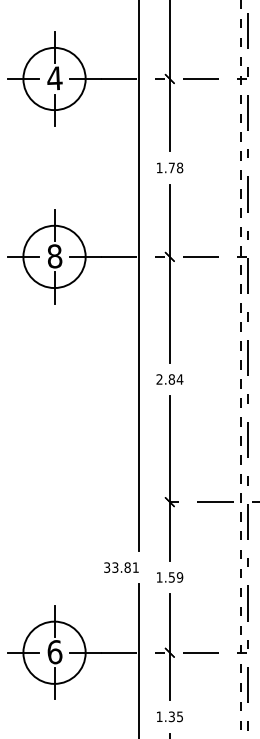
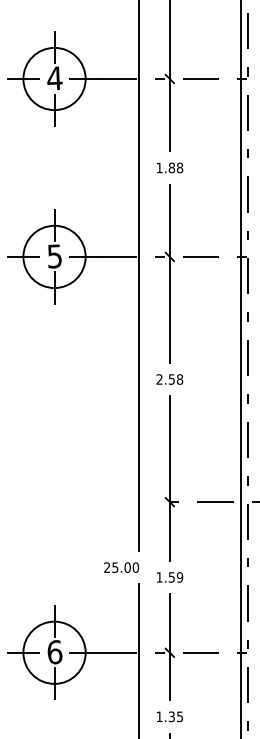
text: 1.78 -> 1.88 (171, 167)
text: 8 -> 5 (55, 256)
line: dashed -> solid (240, 369)
text: 2.84 -> 2.58 (175, 379)
text: 33.81 -> 25.00 (121, 567)
